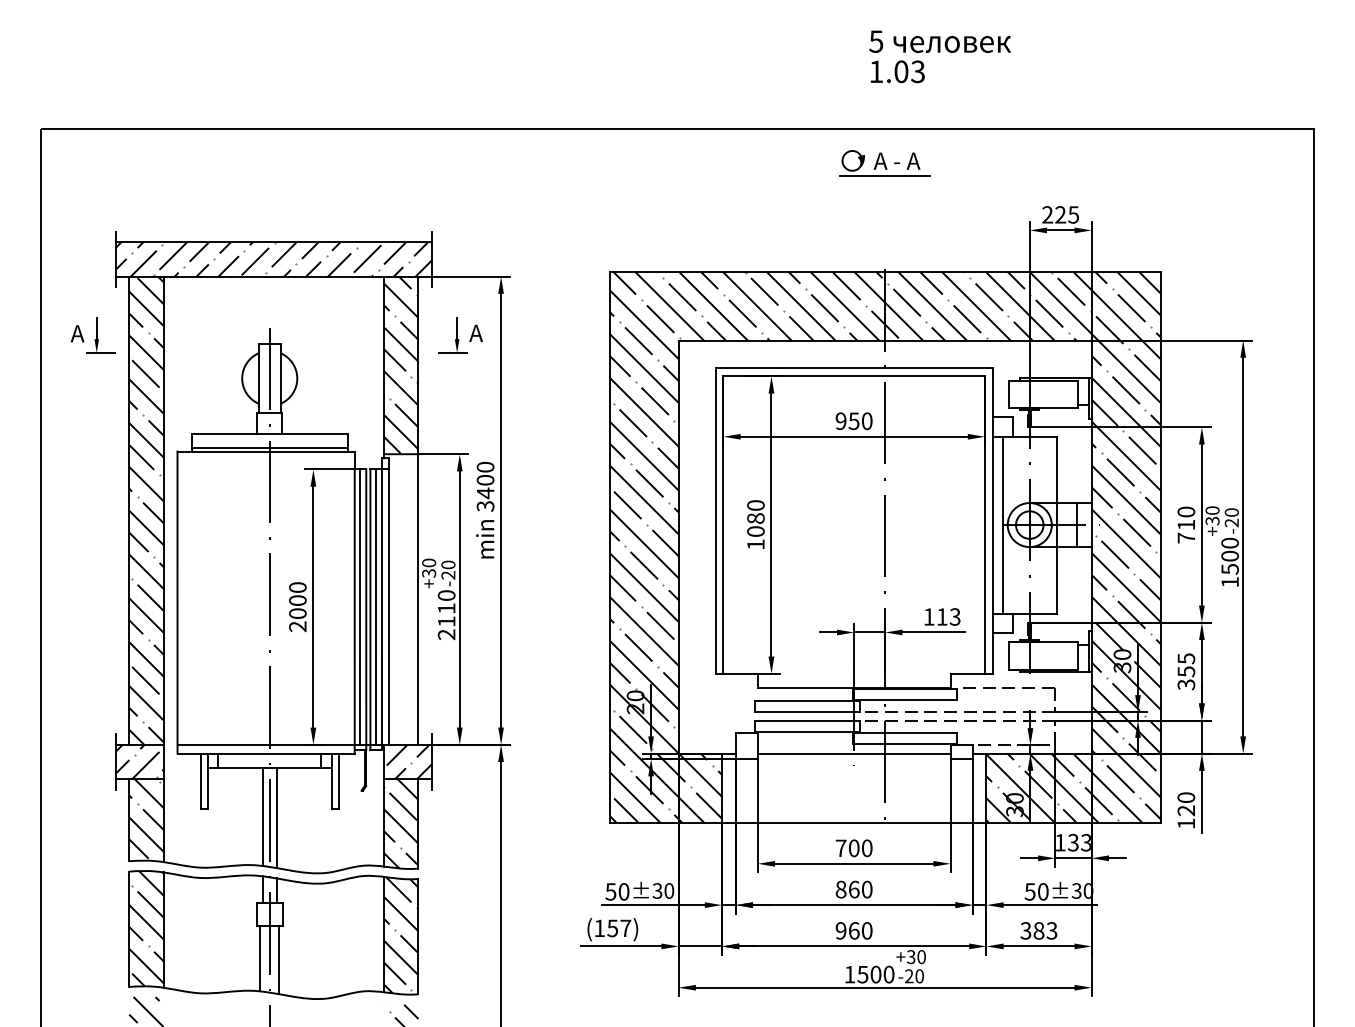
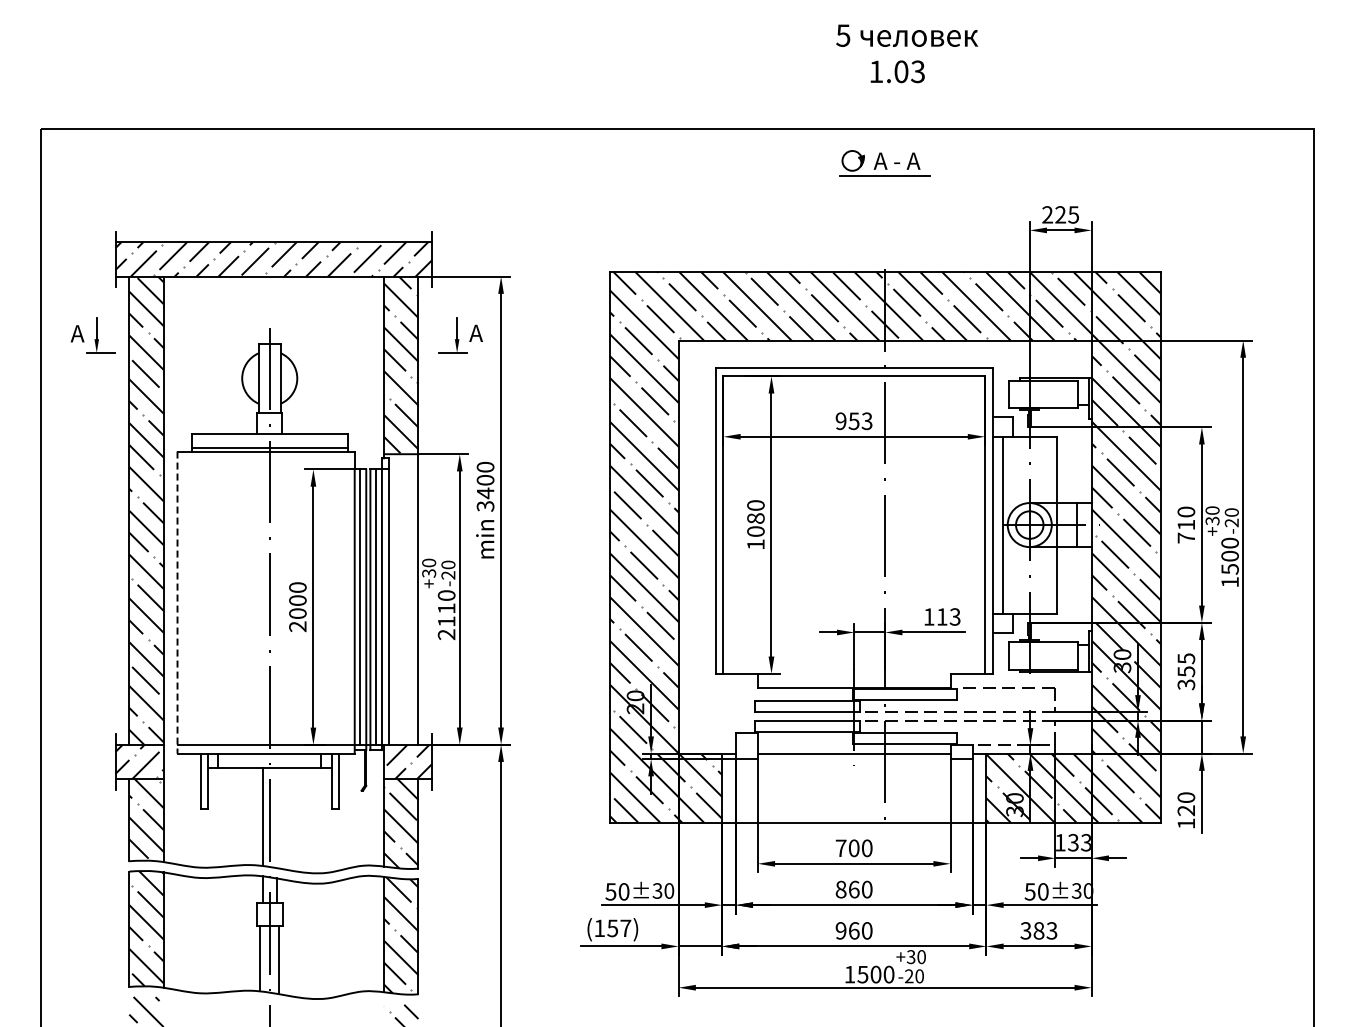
text position: (940, 41) -> (907, 35) (907, 35)
text: 950 -> 953 (866, 420)
line: solid -> dashed (177, 603)
line: present -> none (276, 817)
